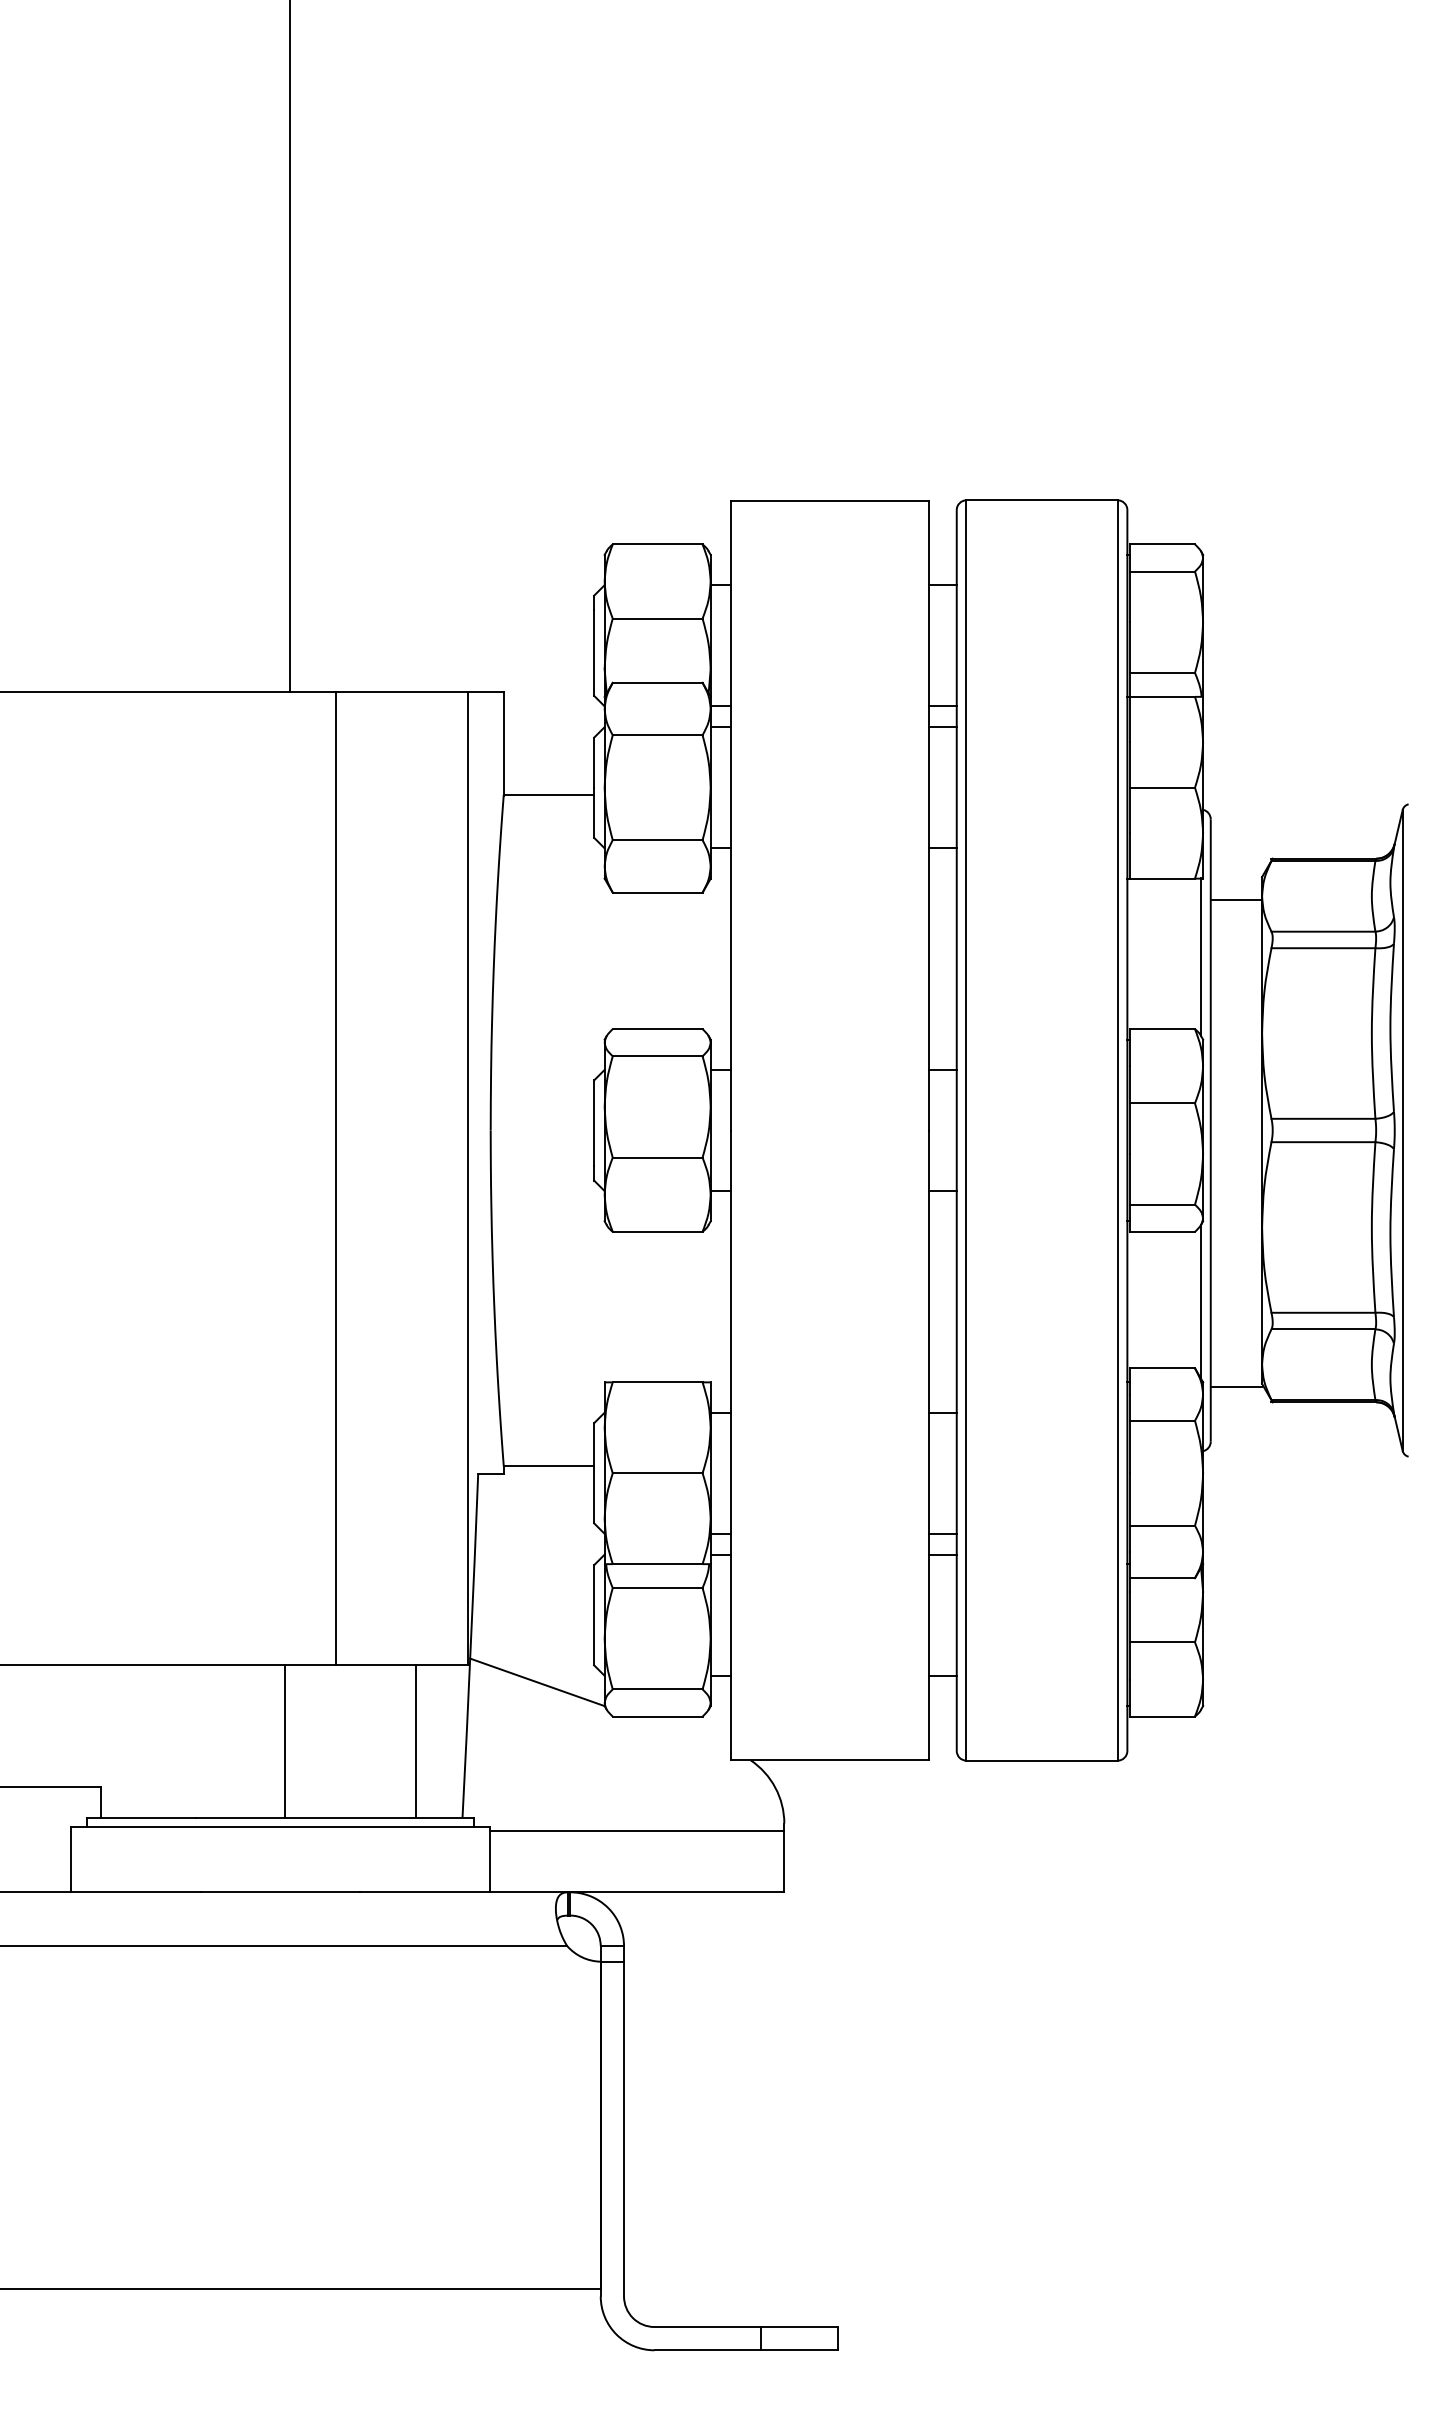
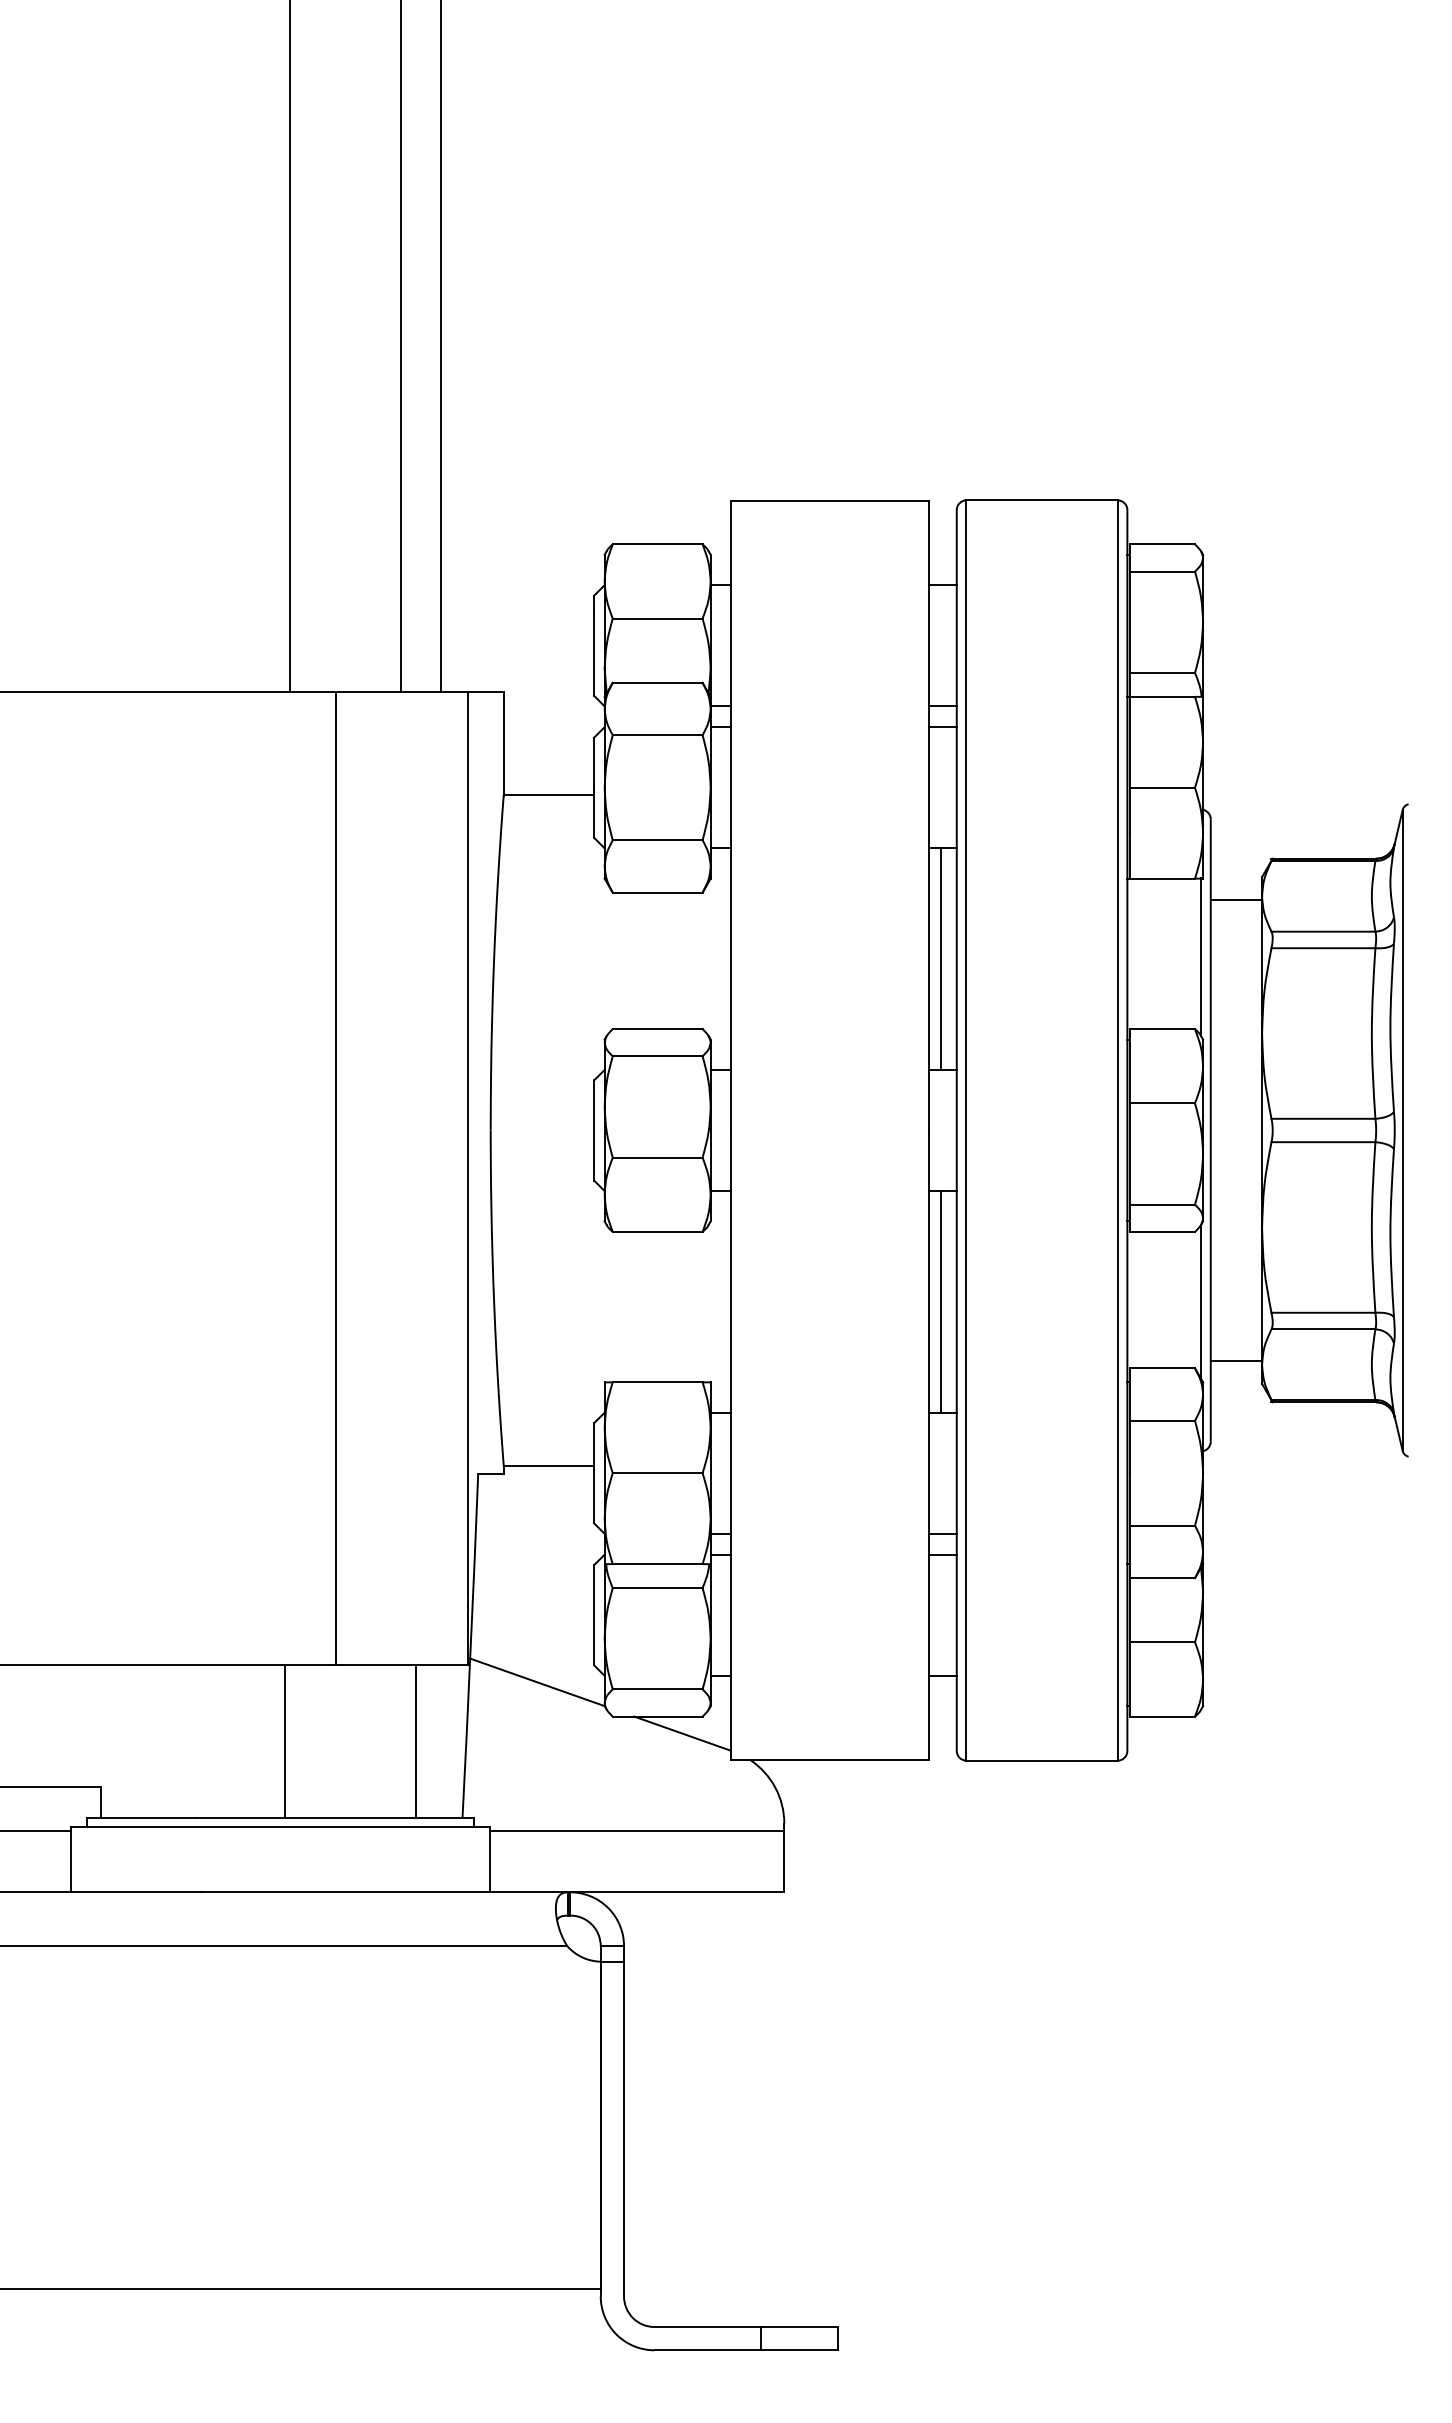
line: none -> present (401, 346)
line: none -> present (440, 346)
line: none -> present (941, 958)
line: none -> present (941, 1301)
line position: (1236, 1386) -> (1236, 1360) (1236, 1360)
line: none -> present (682, 1733)
line: none -> present (36, 1831)
